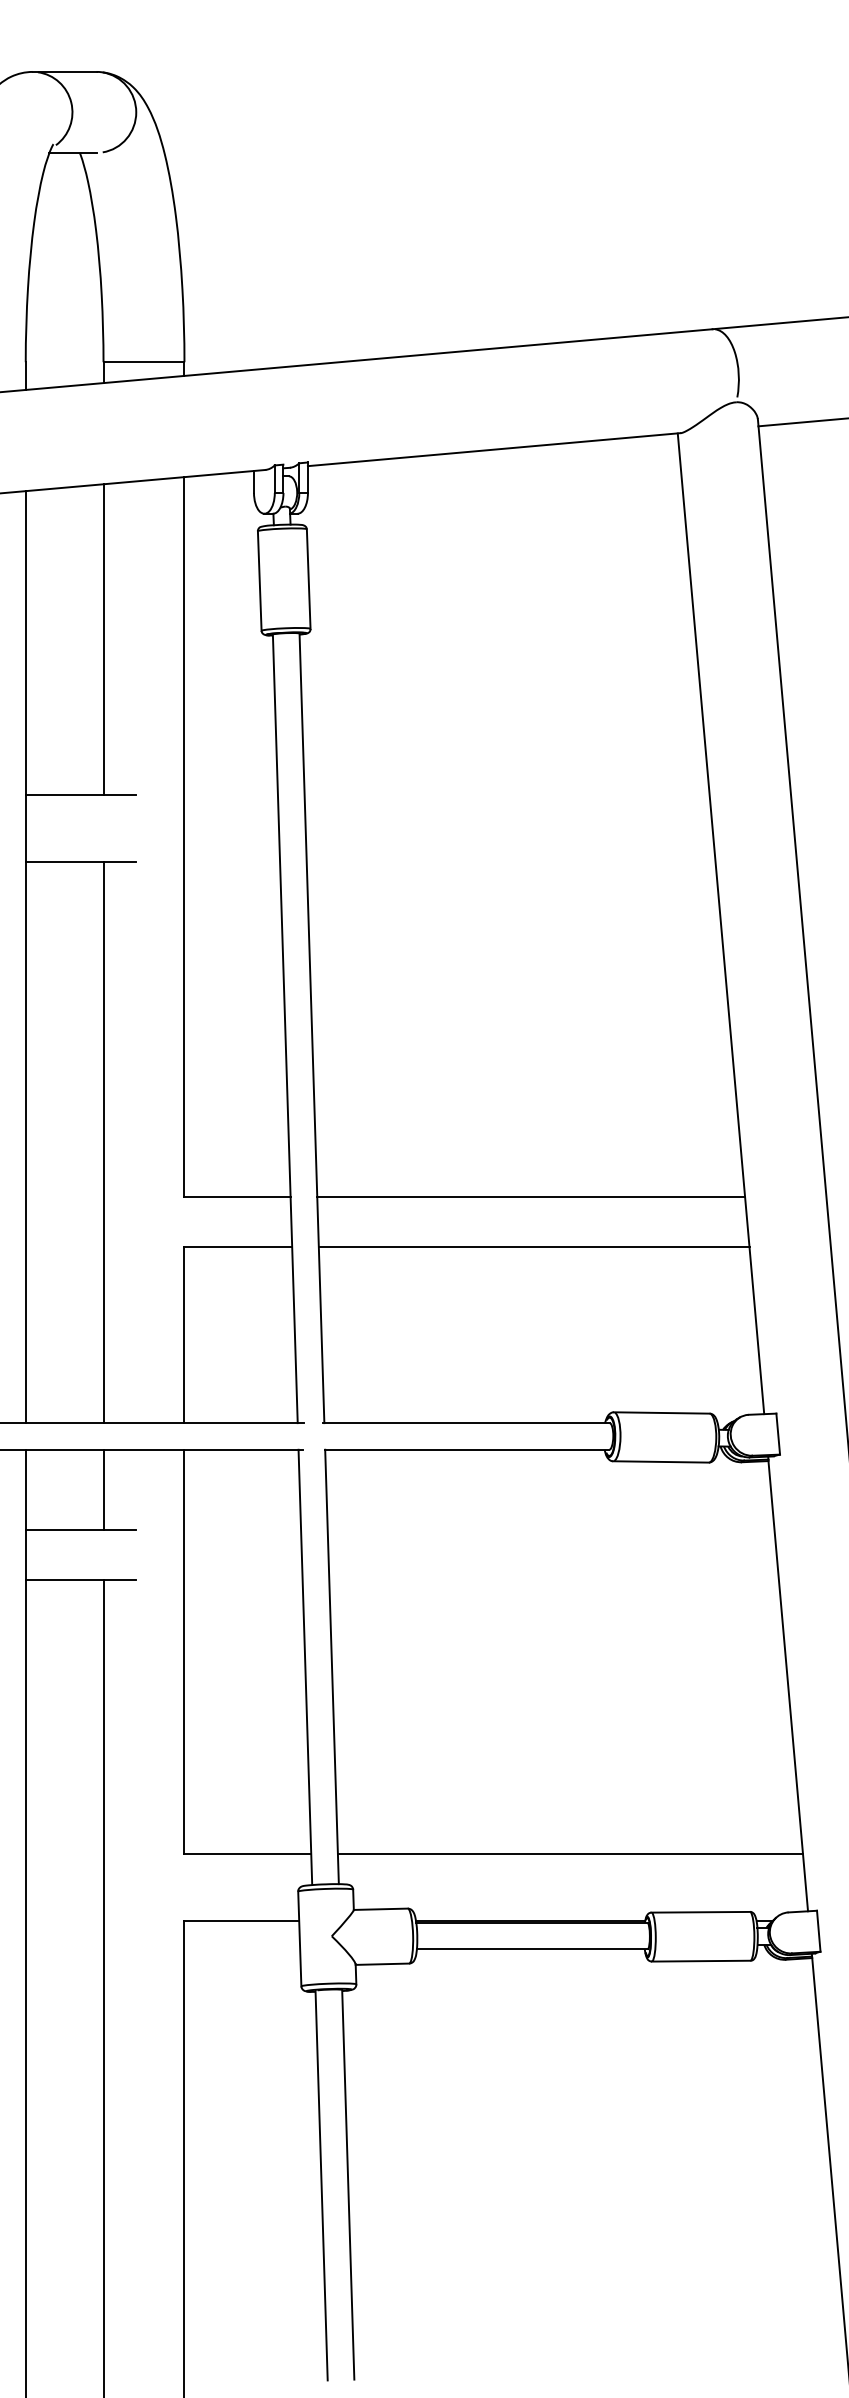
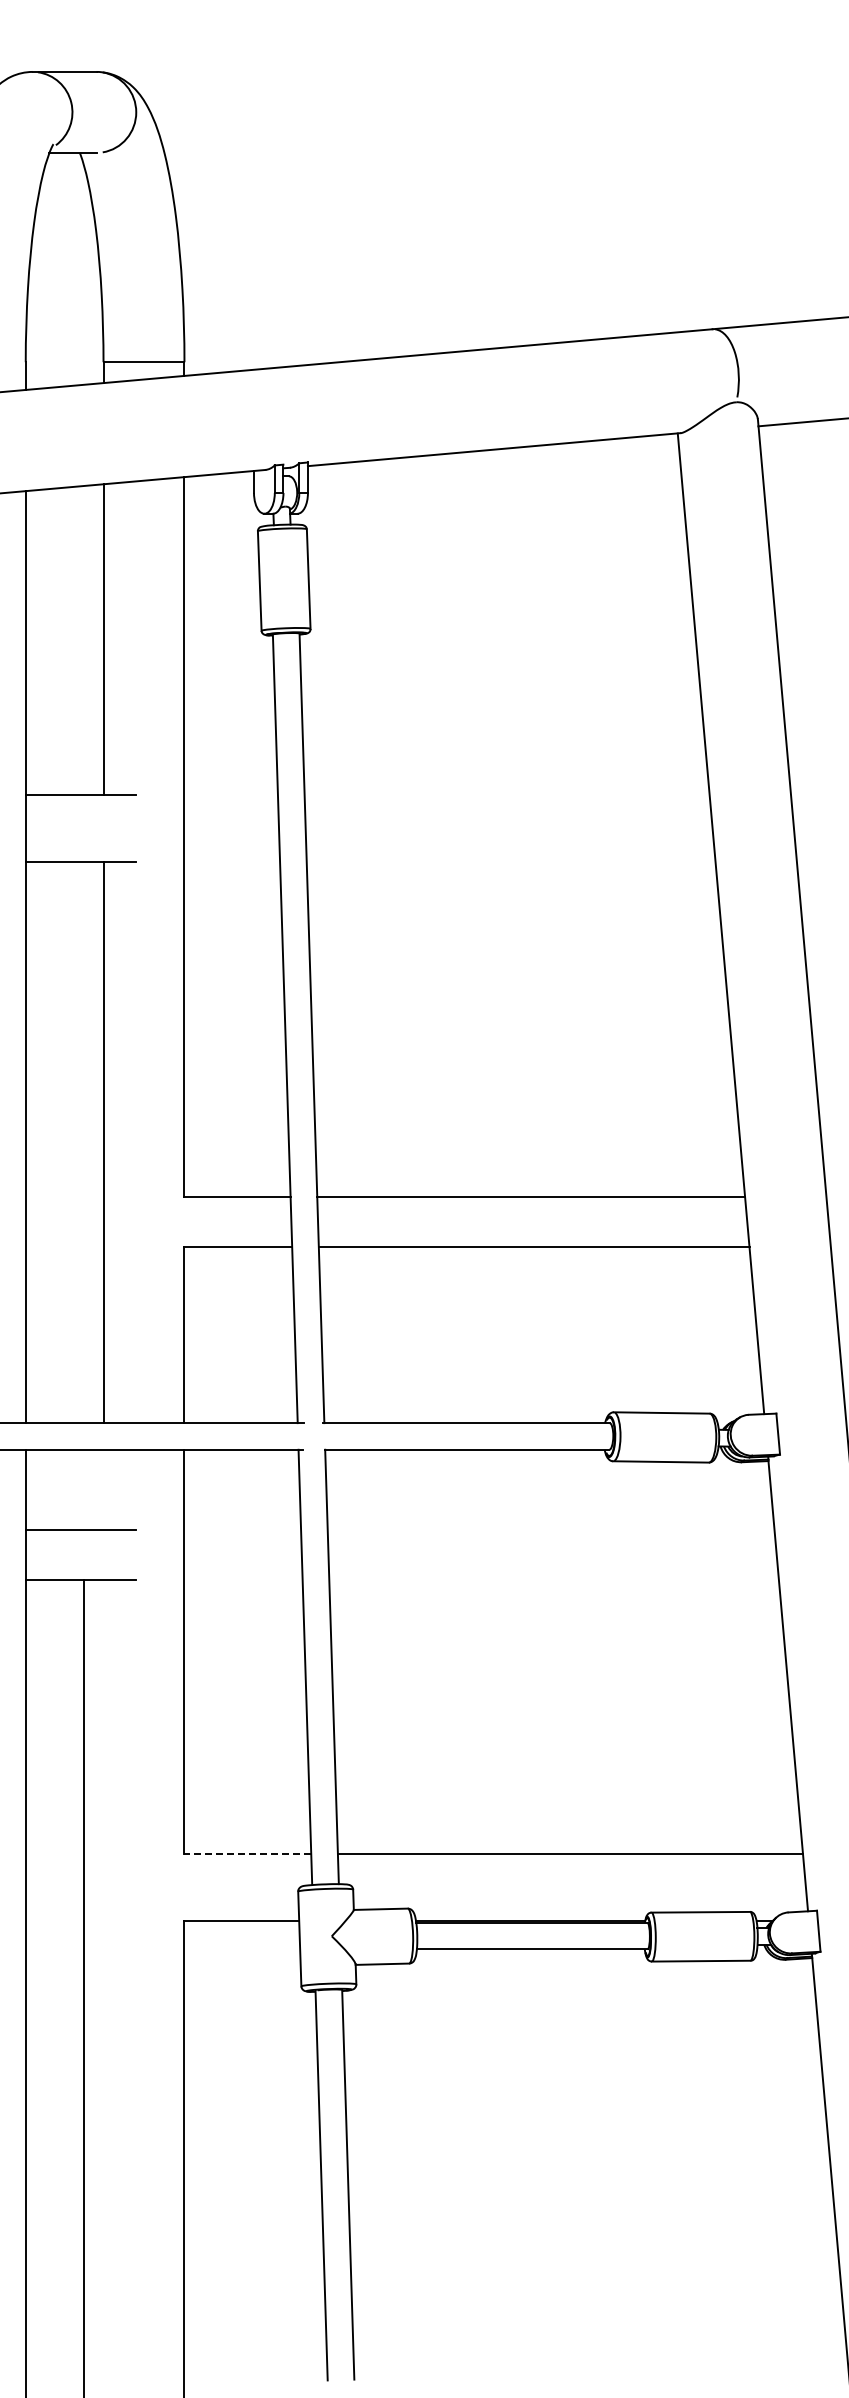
line: present -> none (103, 1489)
line: solid -> dashed (247, 1854)
line position: (103, 1986) -> (83, 1986) (83, 1986)
